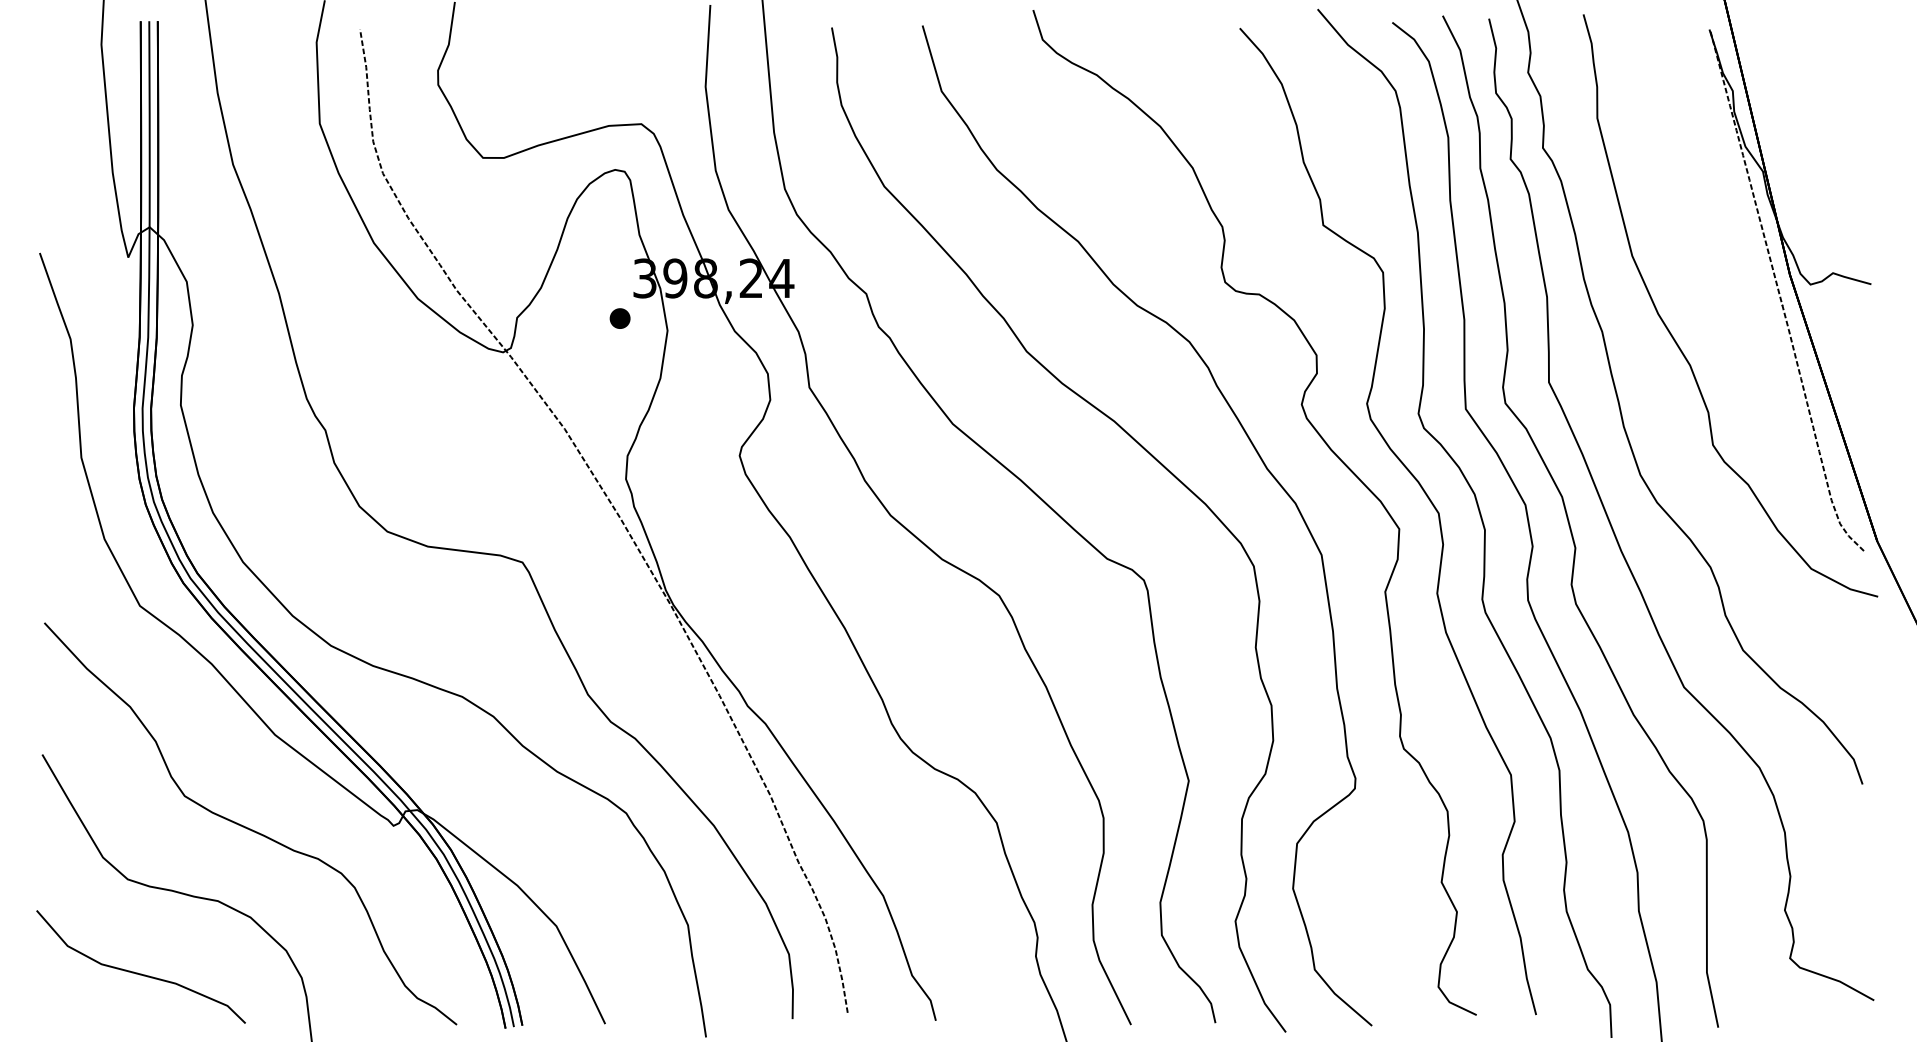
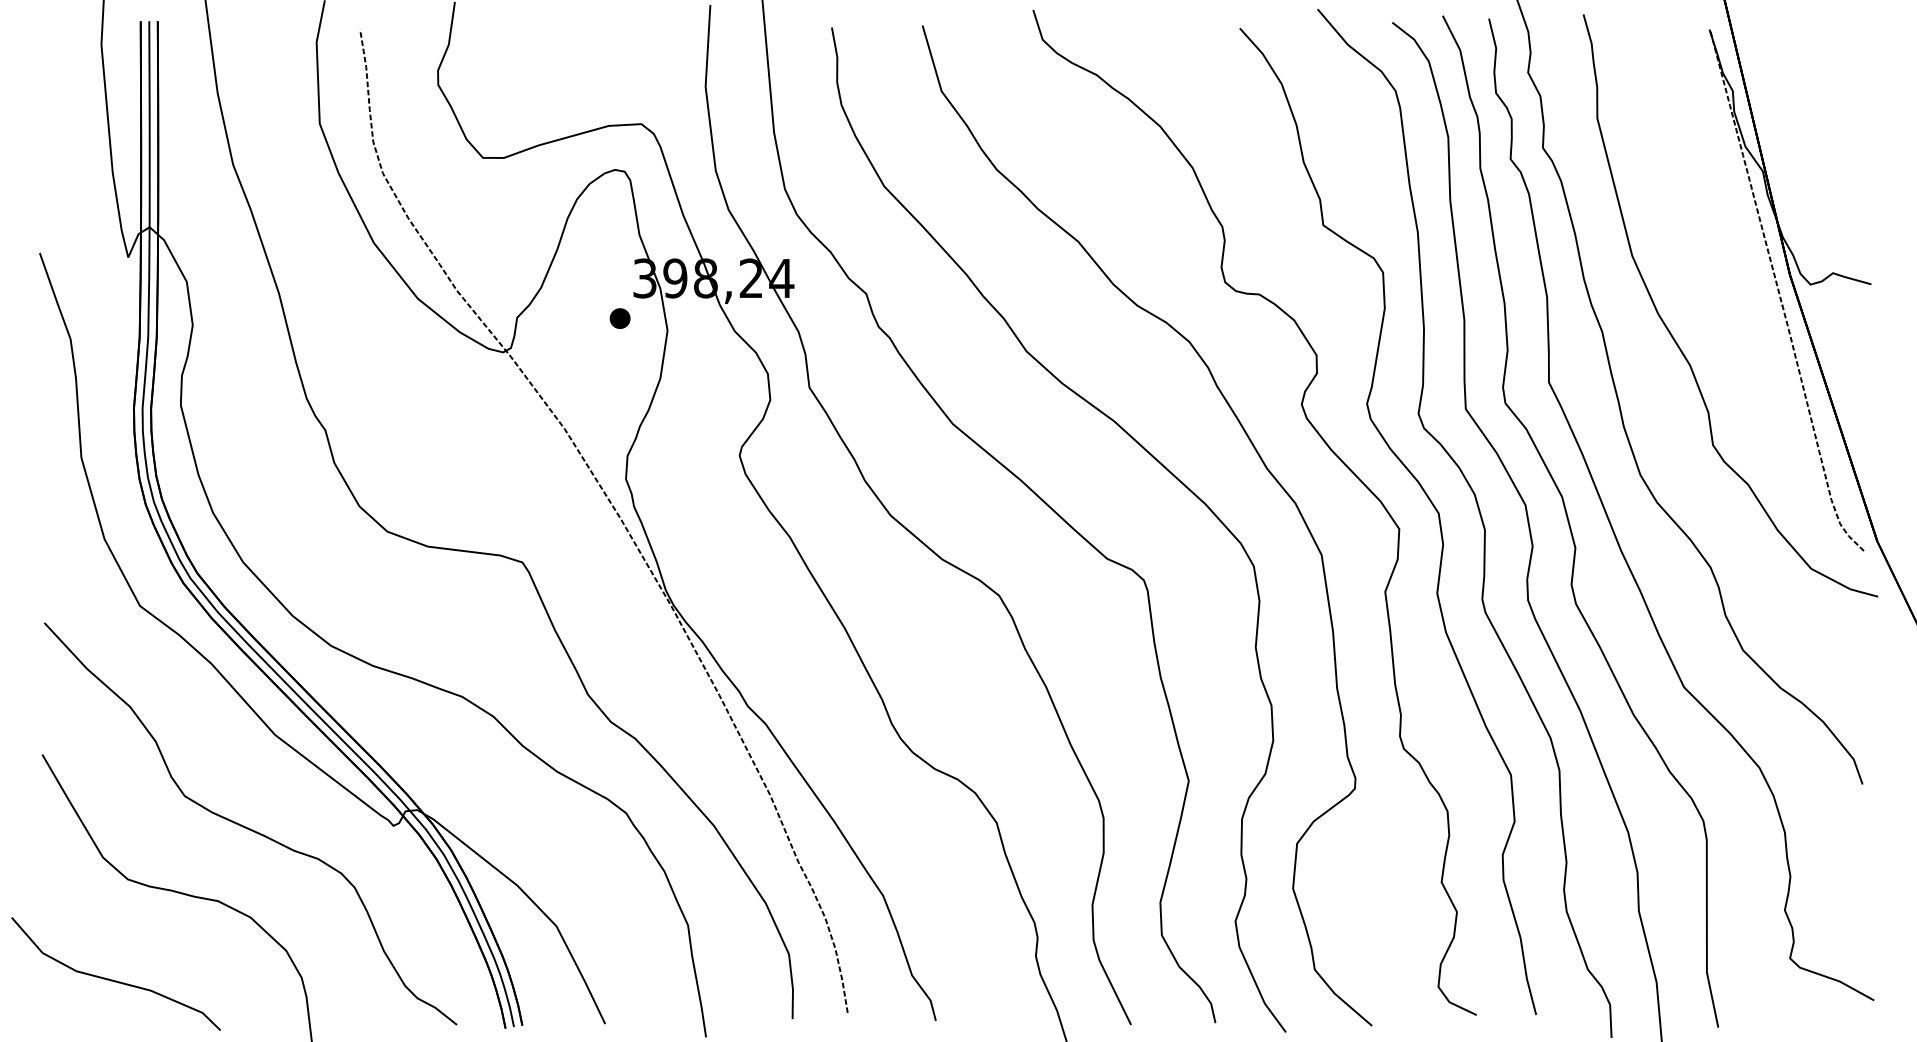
curve position: (137, 972) -> (112, 979) (112, 979)
